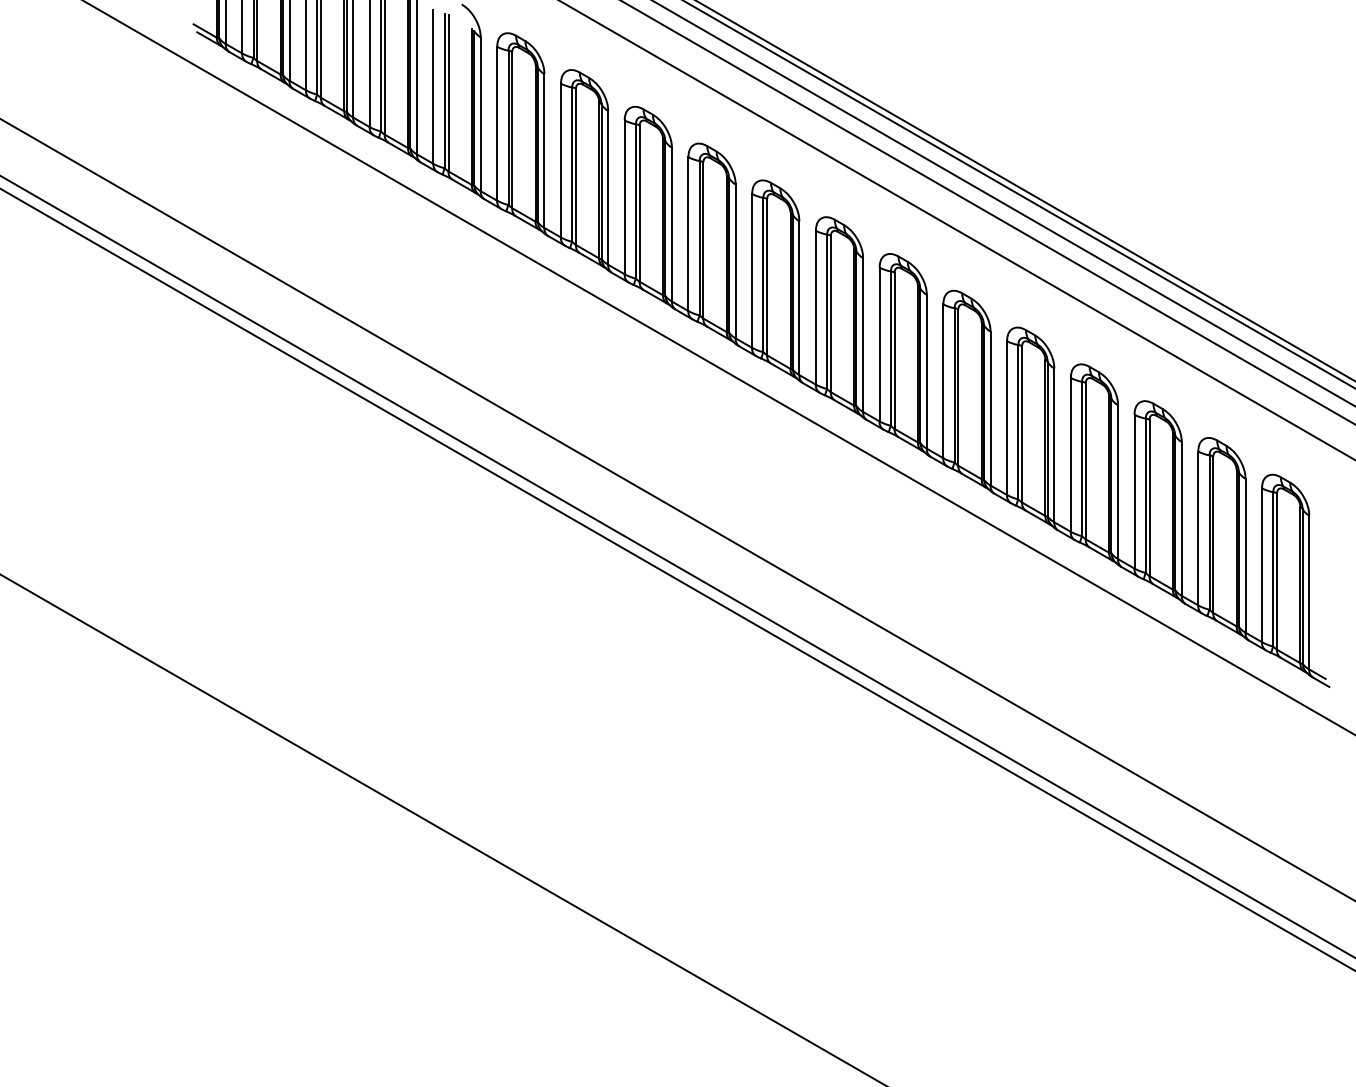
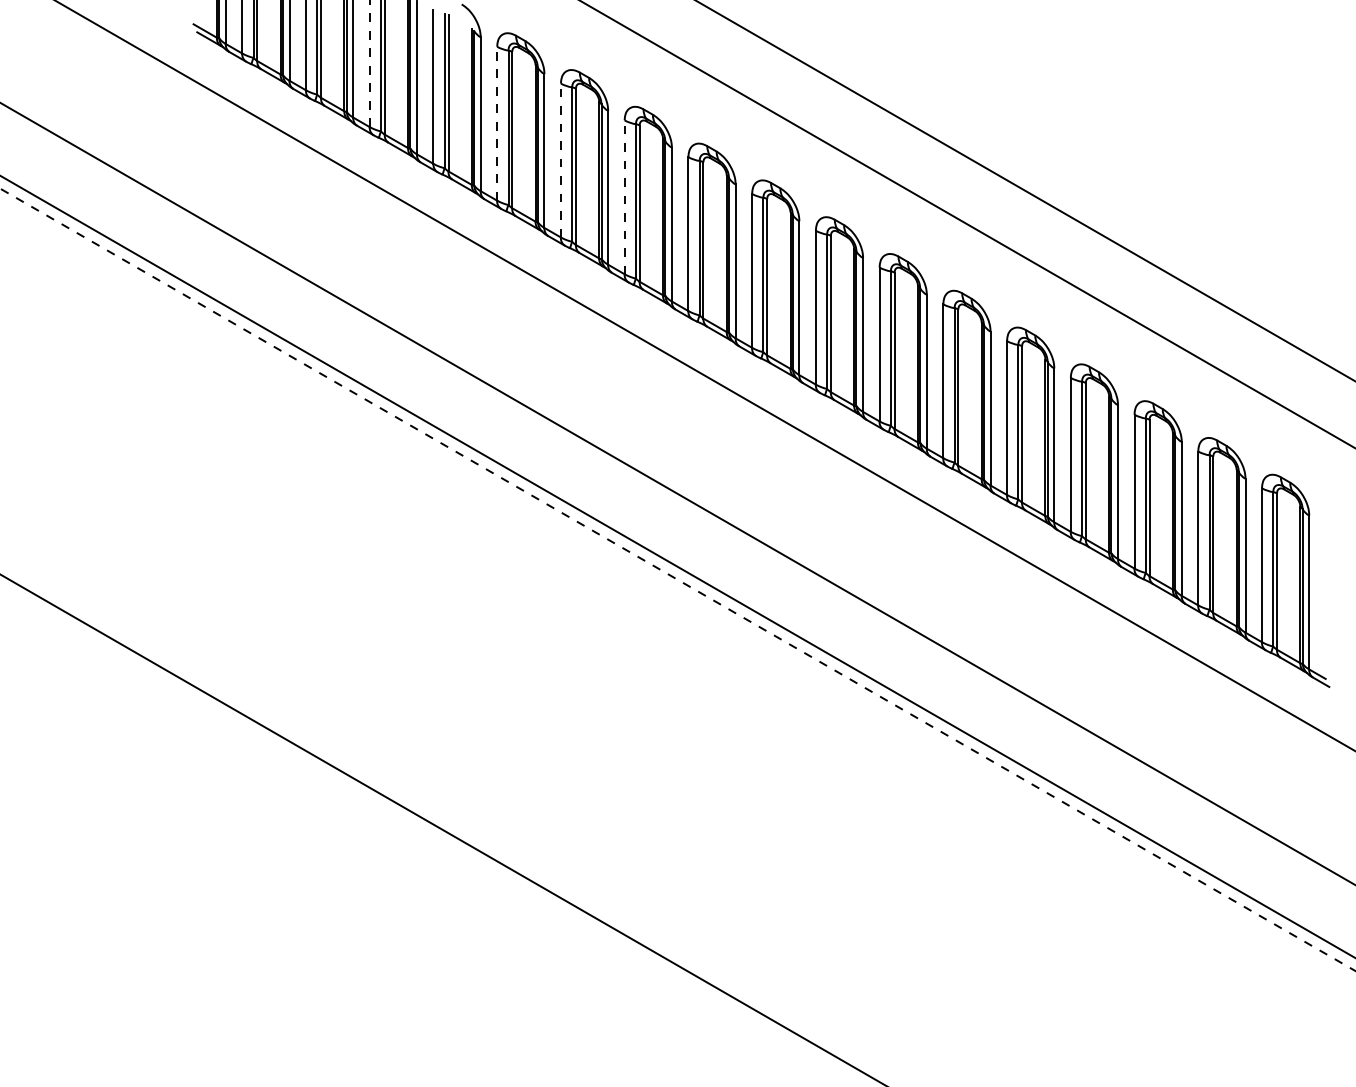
line: solid -> dashed (369, 63)
line: solid -> dashed (497, 123)
line: solid -> dashed (560, 160)
line: present -> none (1019, 194)
line: solid -> dashed (624, 197)
line: present -> none (1003, 203)
line: present -> none (988, 212)
line position: (957, 230) -> (967, 224) (967, 224)
line position: (718, 367) -> (704, 375) (704, 375)
line position: (677, 509) -> (677, 493) (677, 493)
line: solid -> dashed (678, 579)
